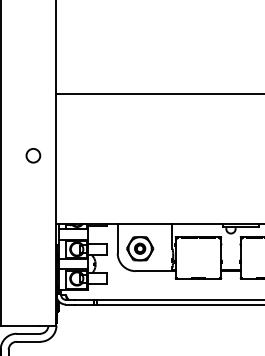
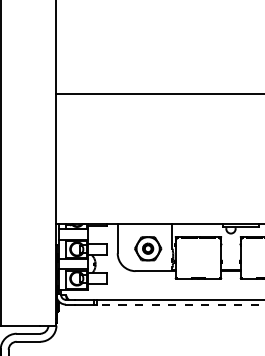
circle: present -> none (33, 155)
part position: (140, 248) -> (148, 248) (148, 248)
line: solid -> dashed (181, 304)
